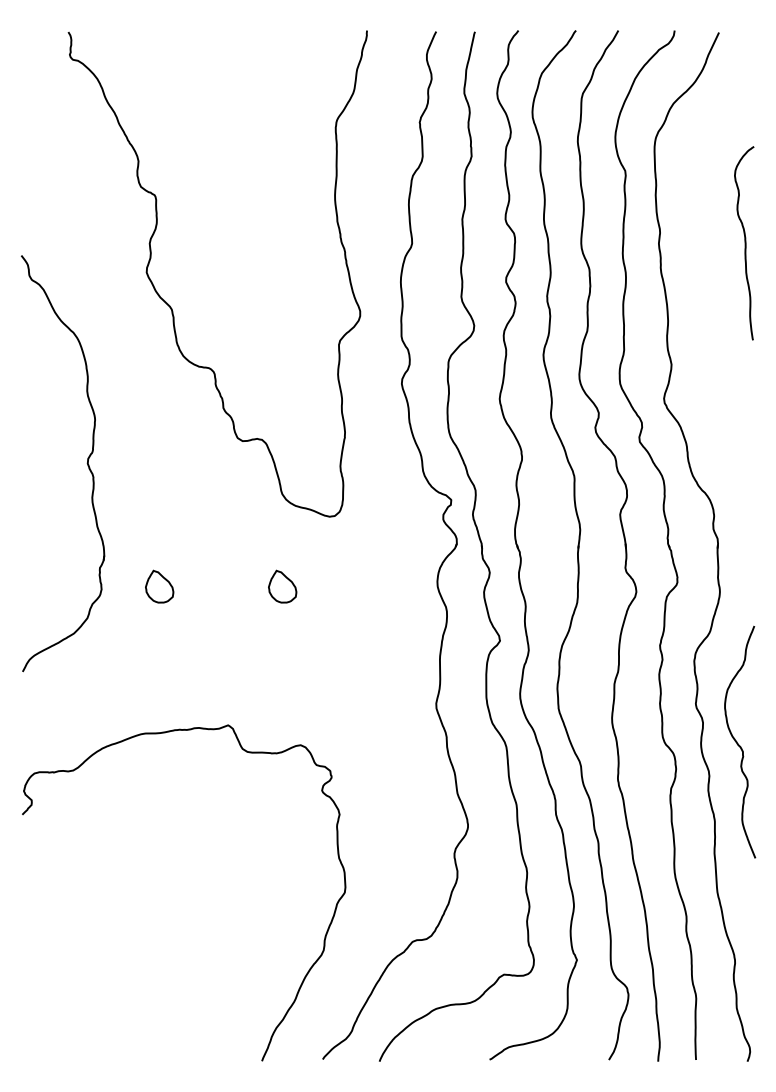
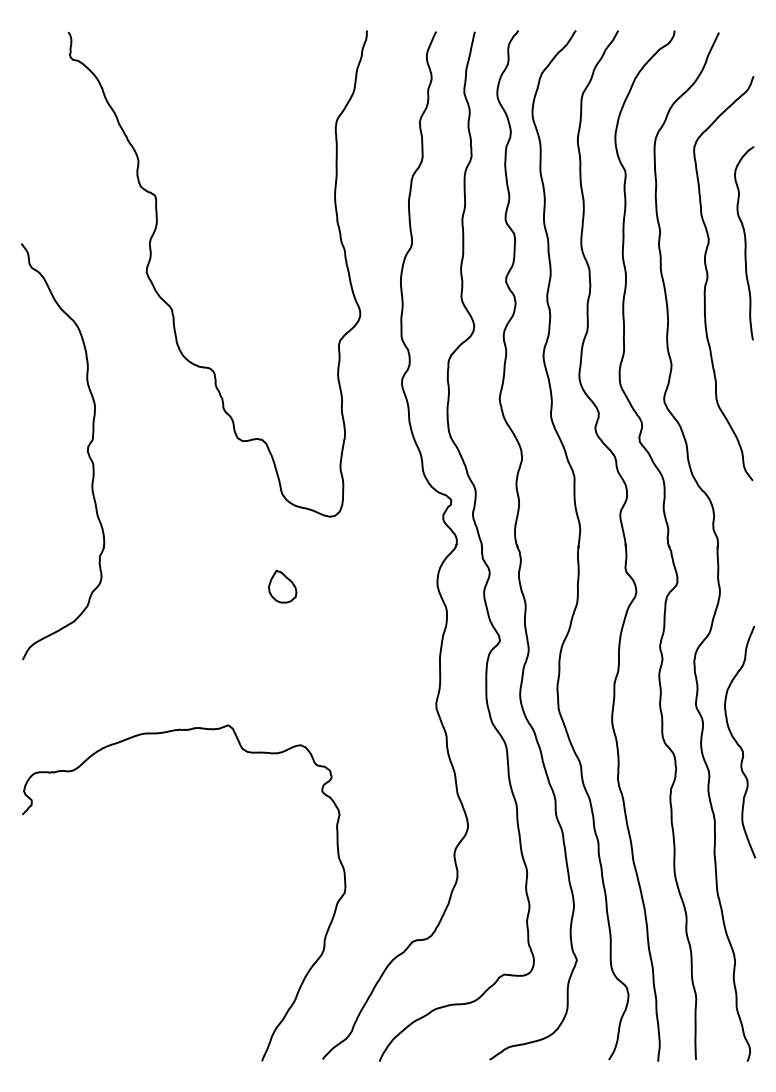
curve: none -> present (708, 278)
part position: (86, 463) -> (86, 451) (86, 451)
part: present -> none (159, 586)
